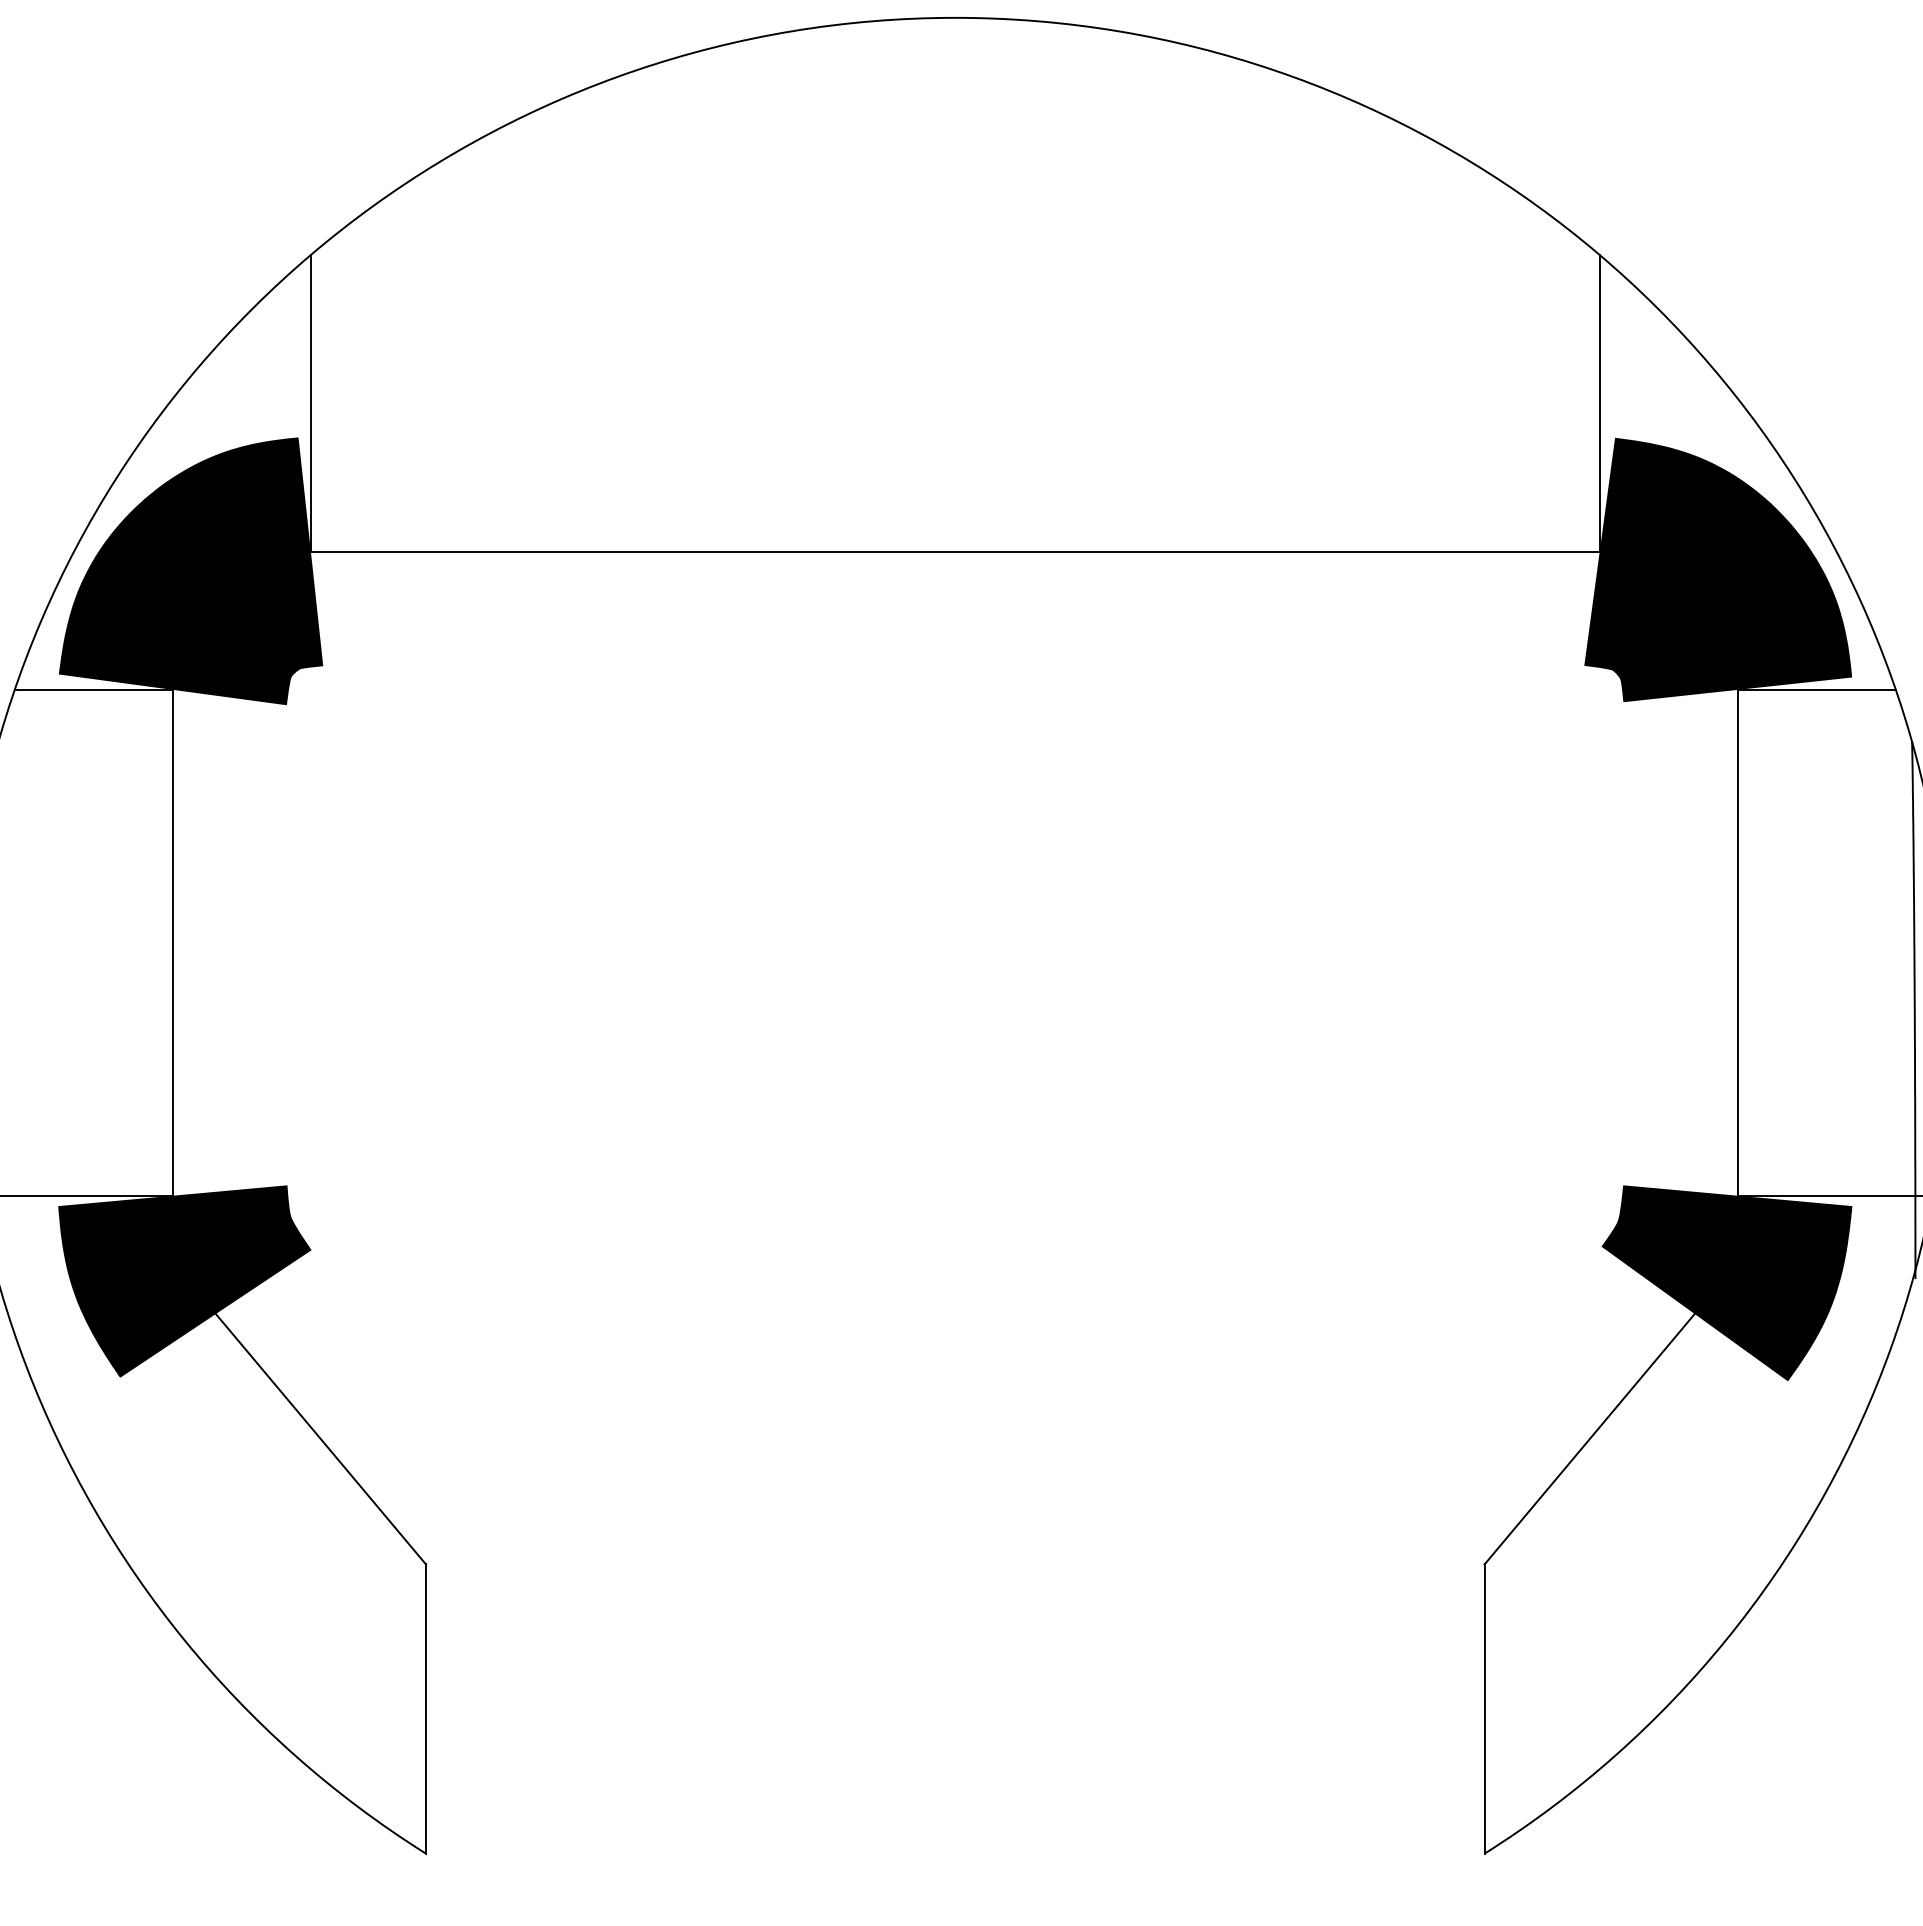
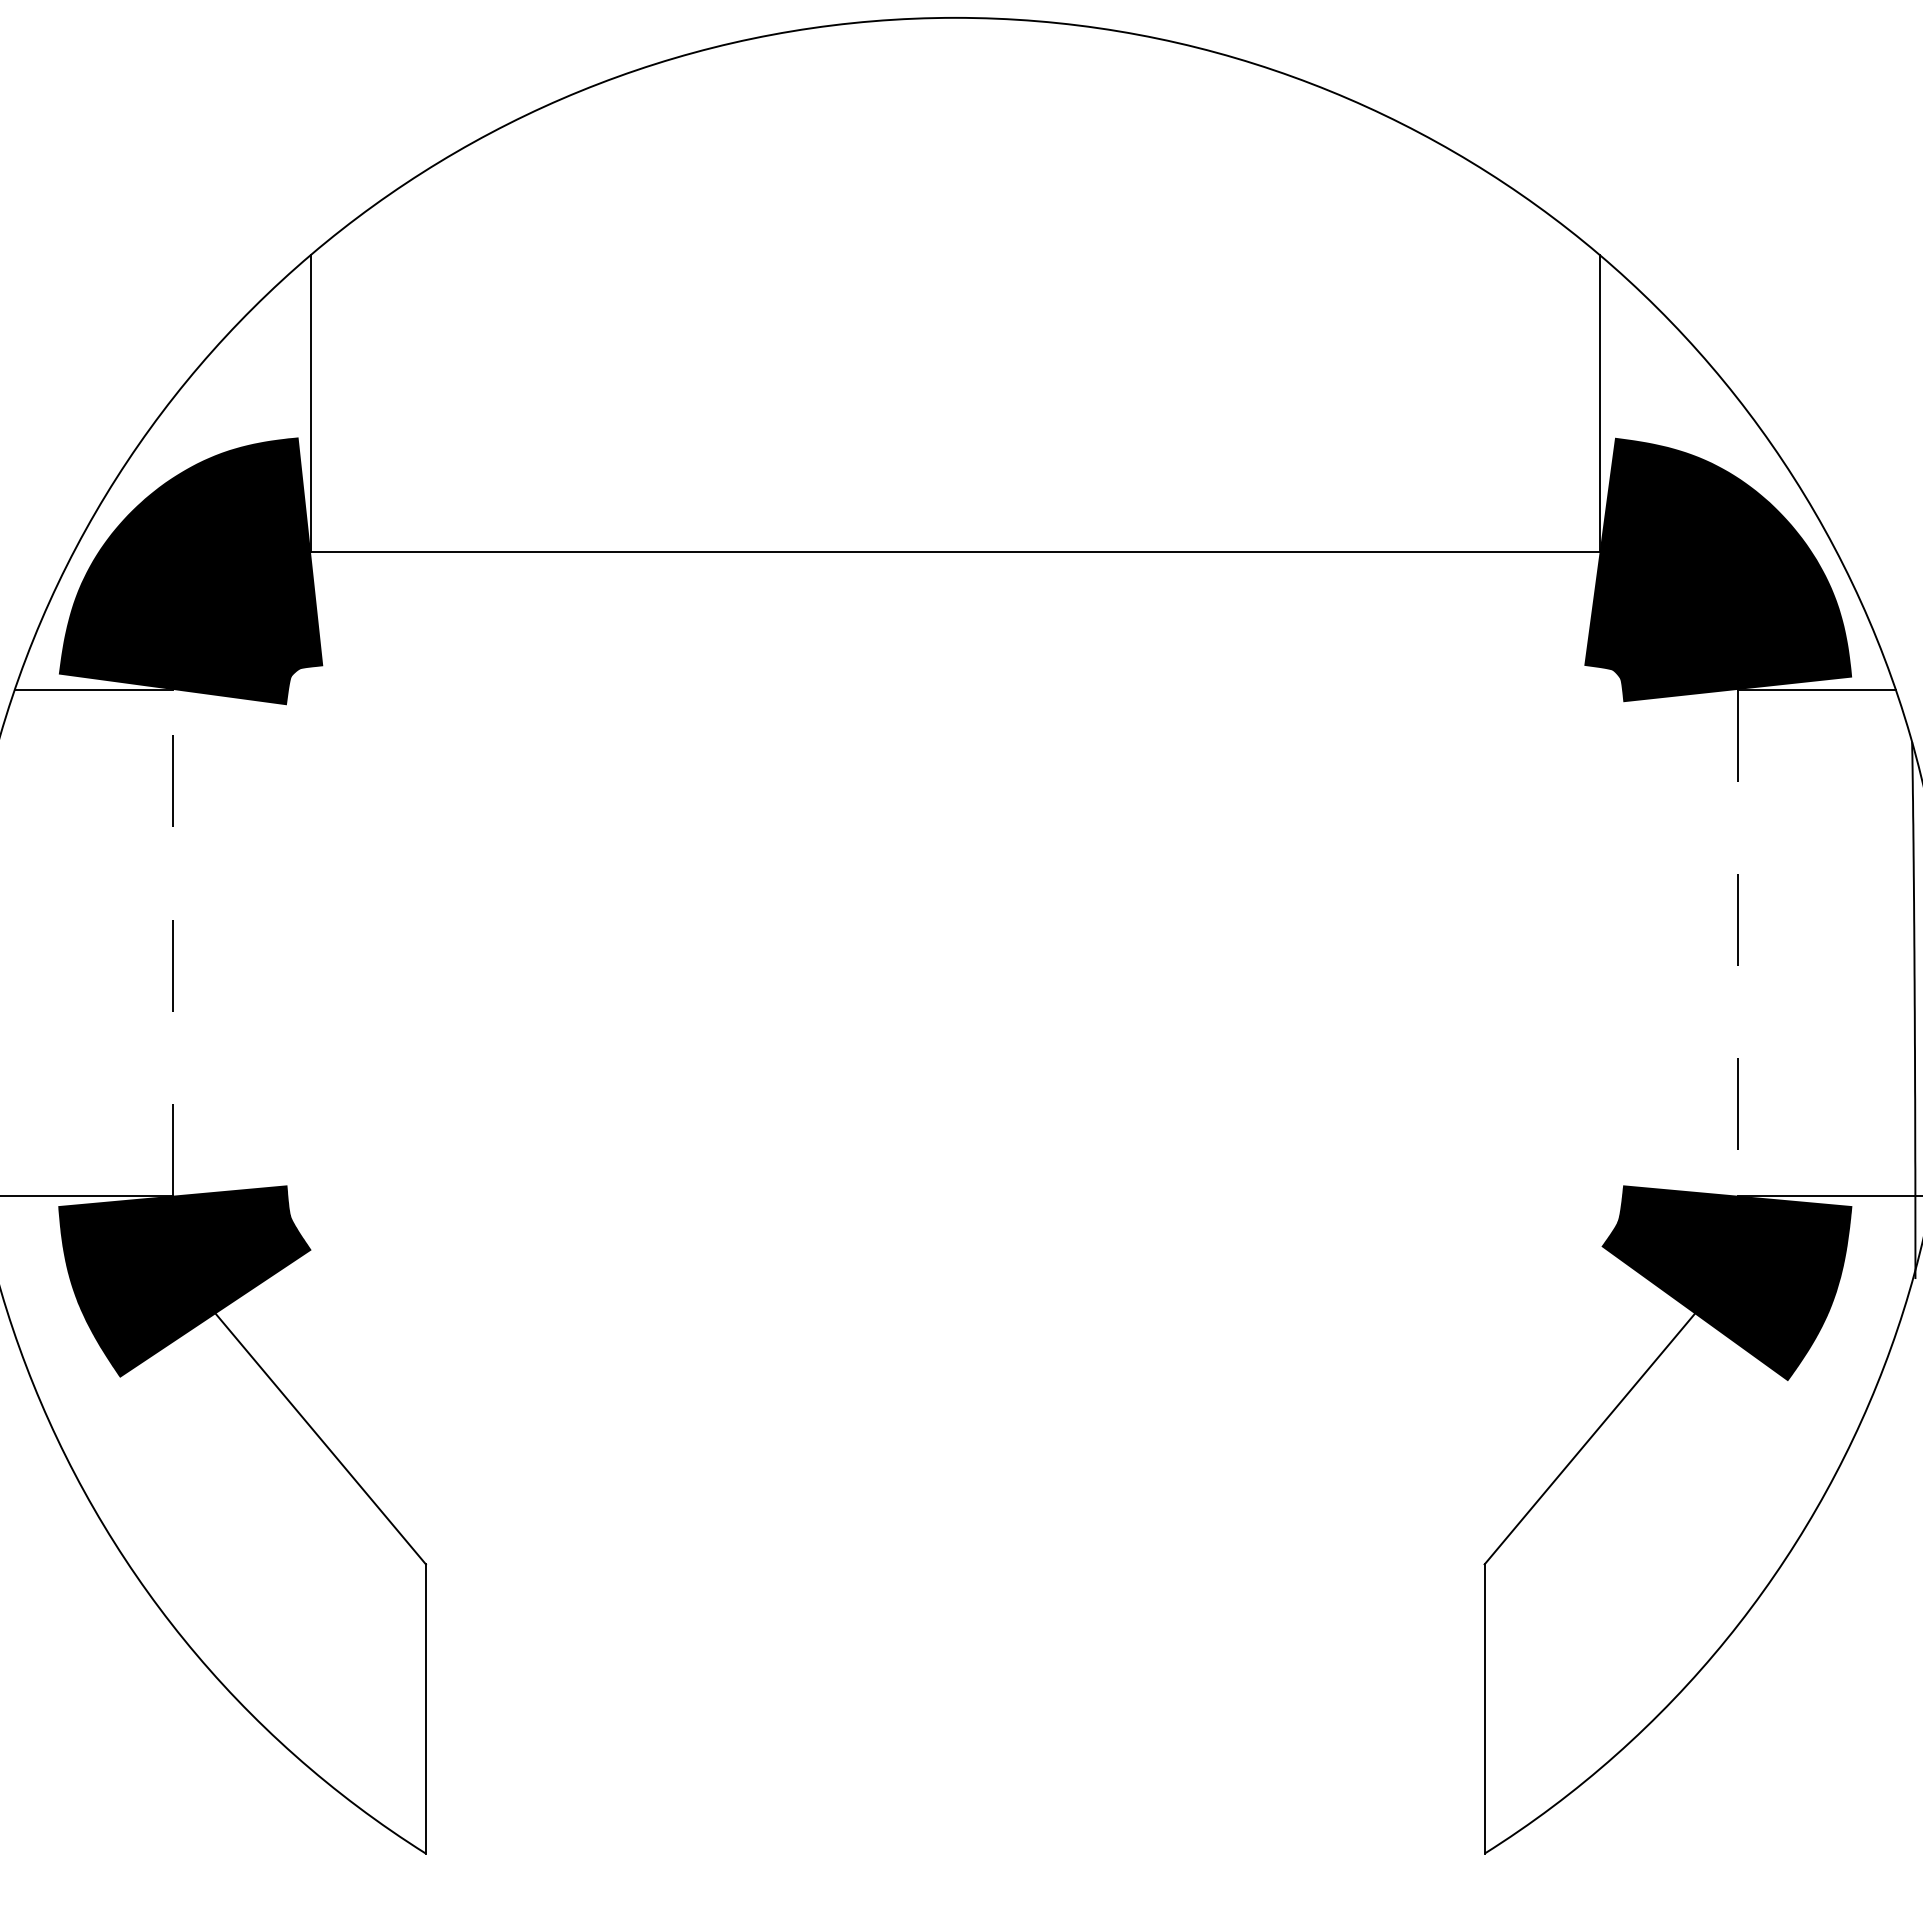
line: solid -> dashed (172, 942)
line: solid -> dashed (1737, 942)
